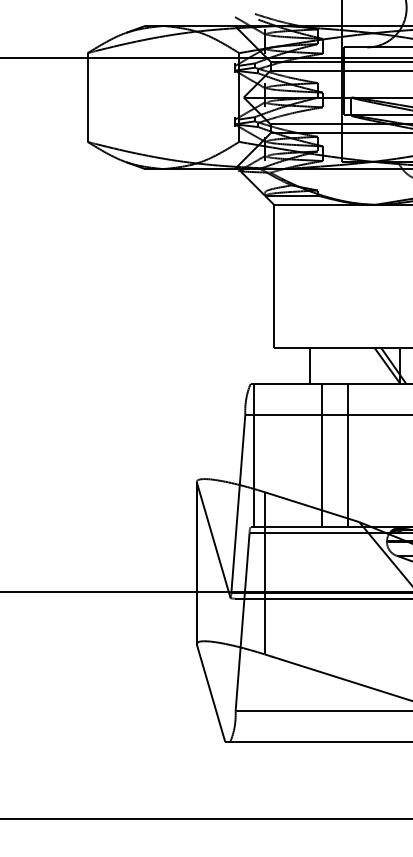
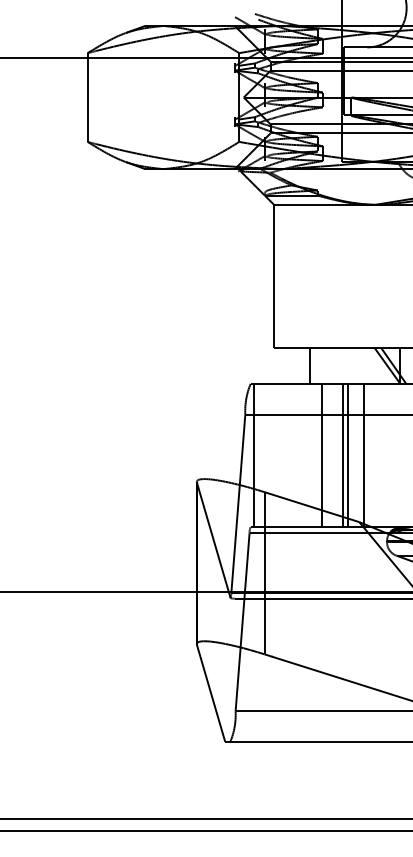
line: none -> present (342, 455)
line: none -> present (363, 455)
line: none -> present (205, 831)
